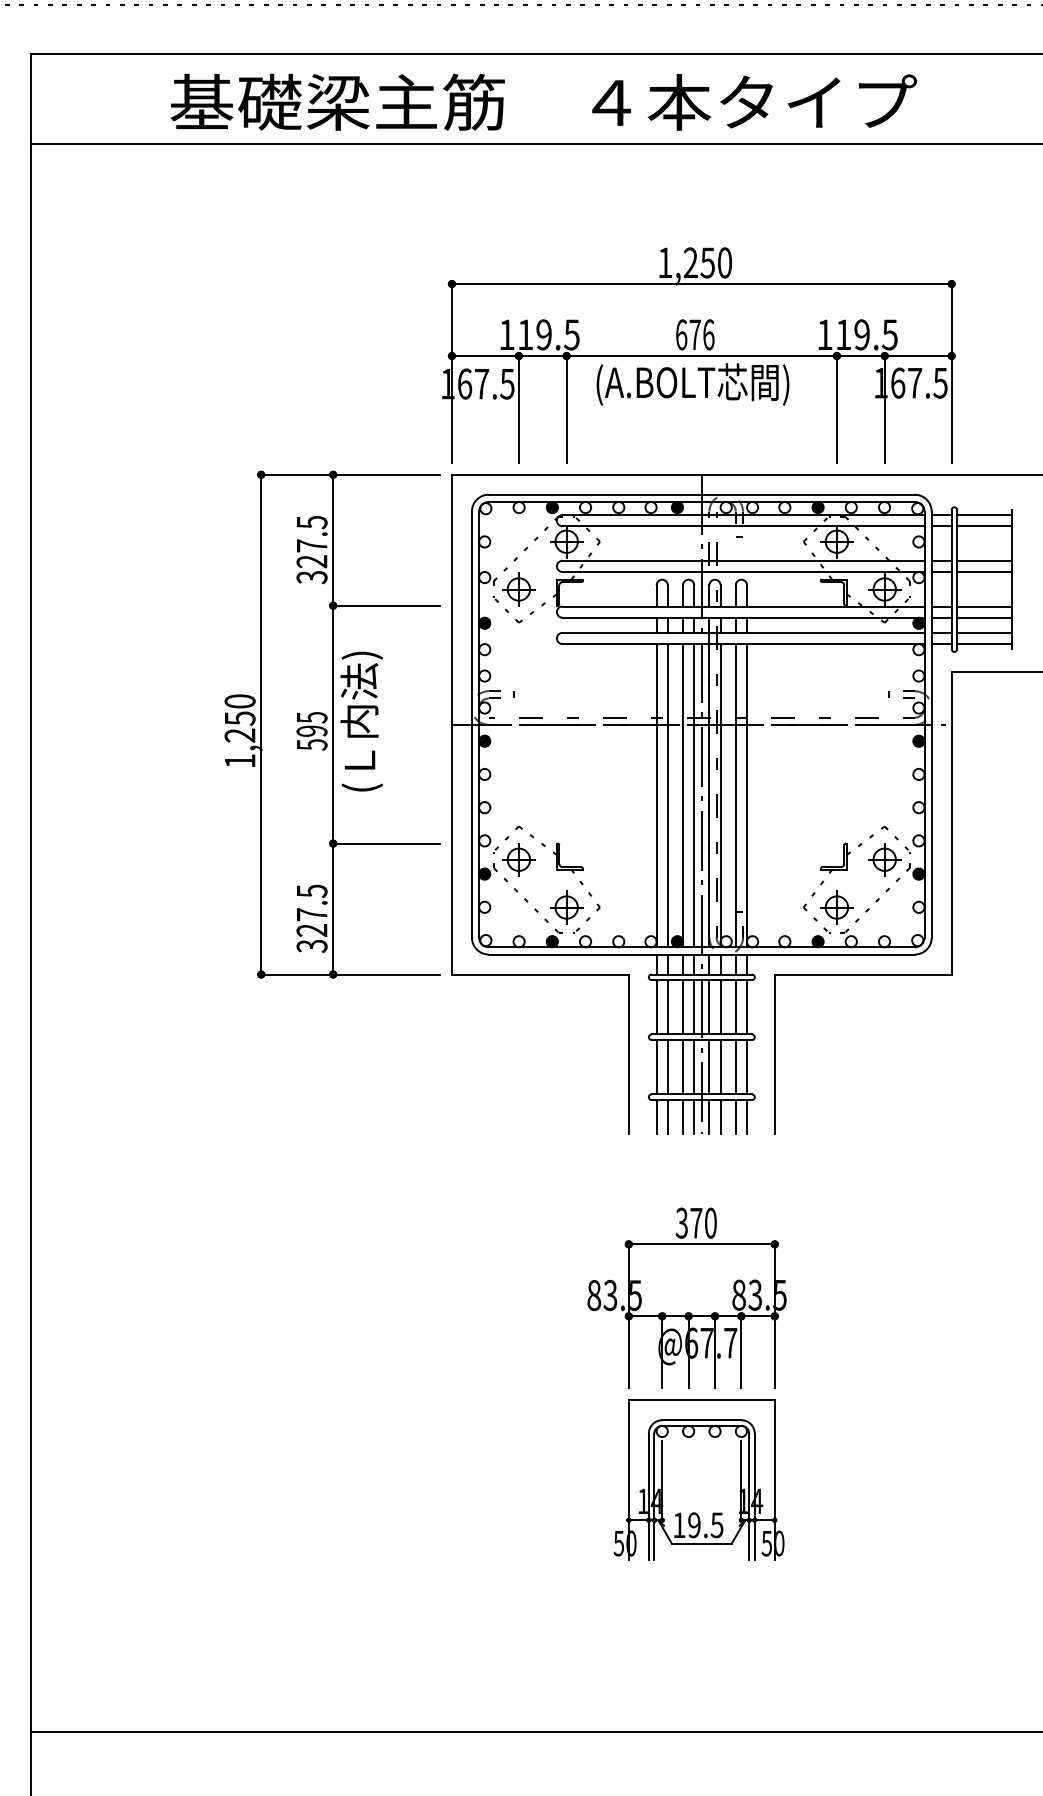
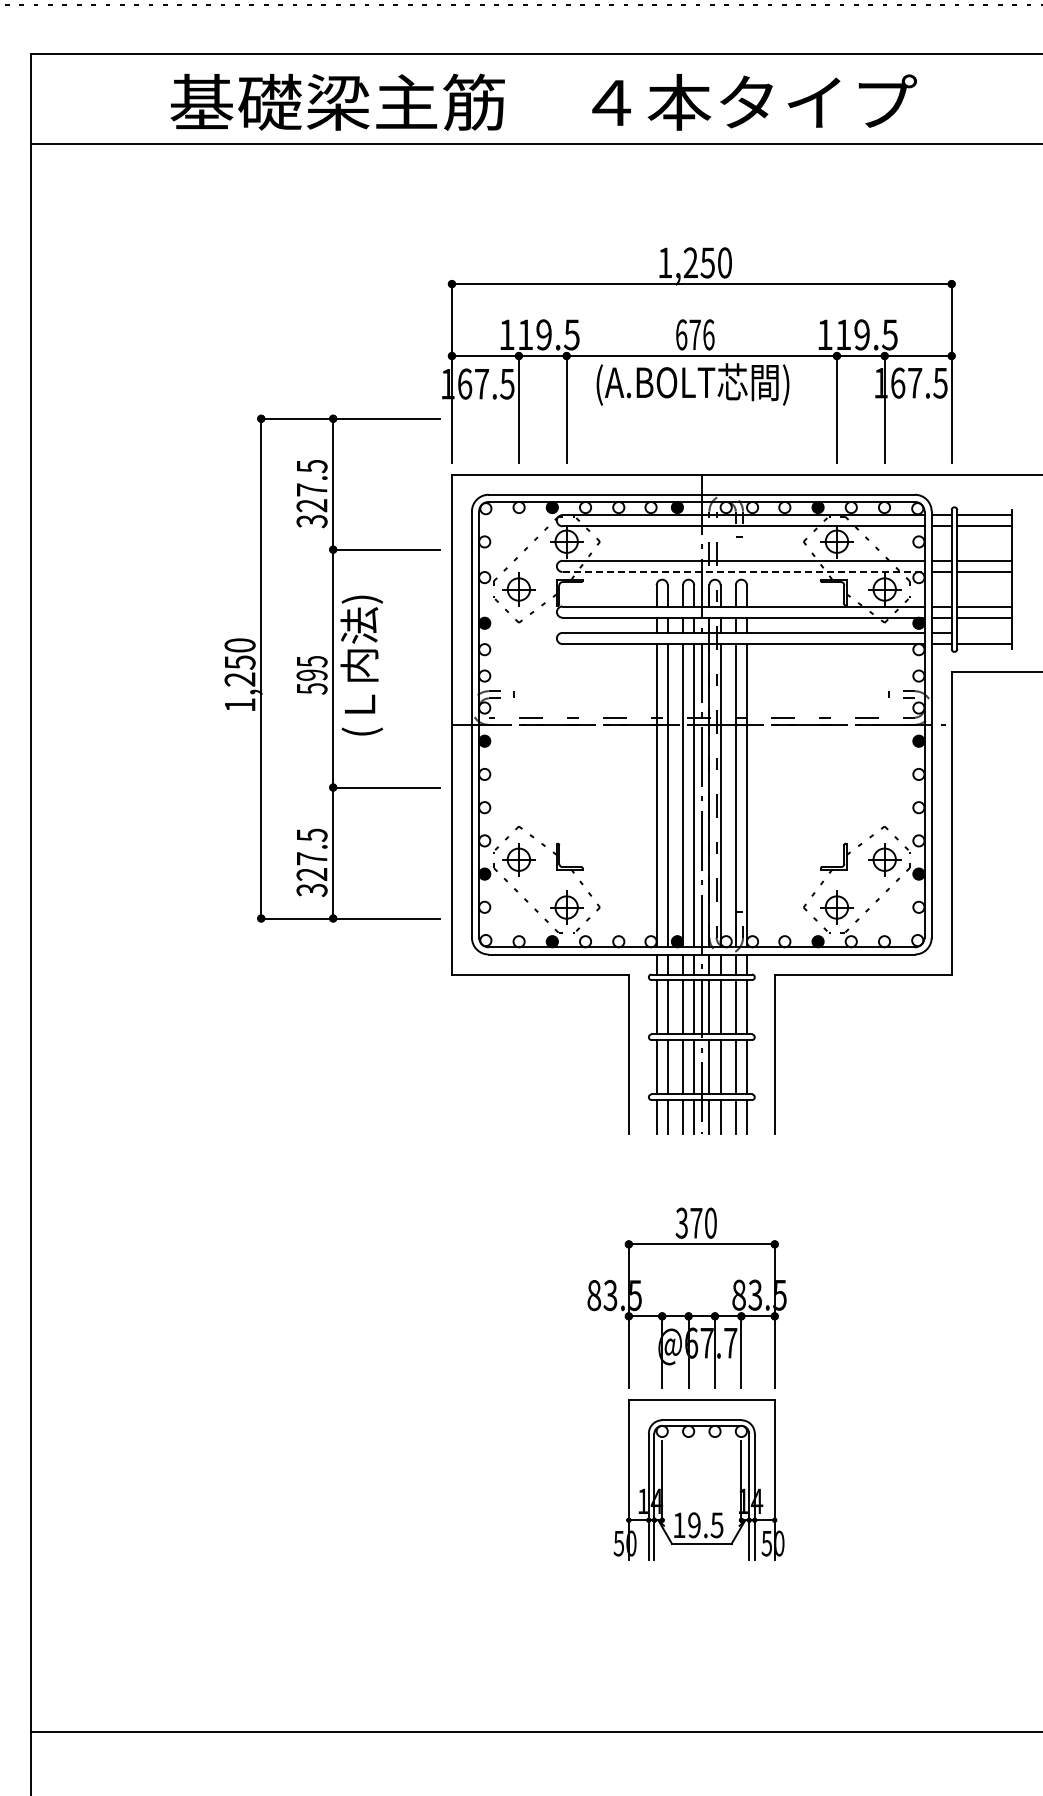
line: solid -> dashed (744, 572)
line: present -> none (984, 632)
part position: (332, 724) -> (332, 668) (332, 668)
